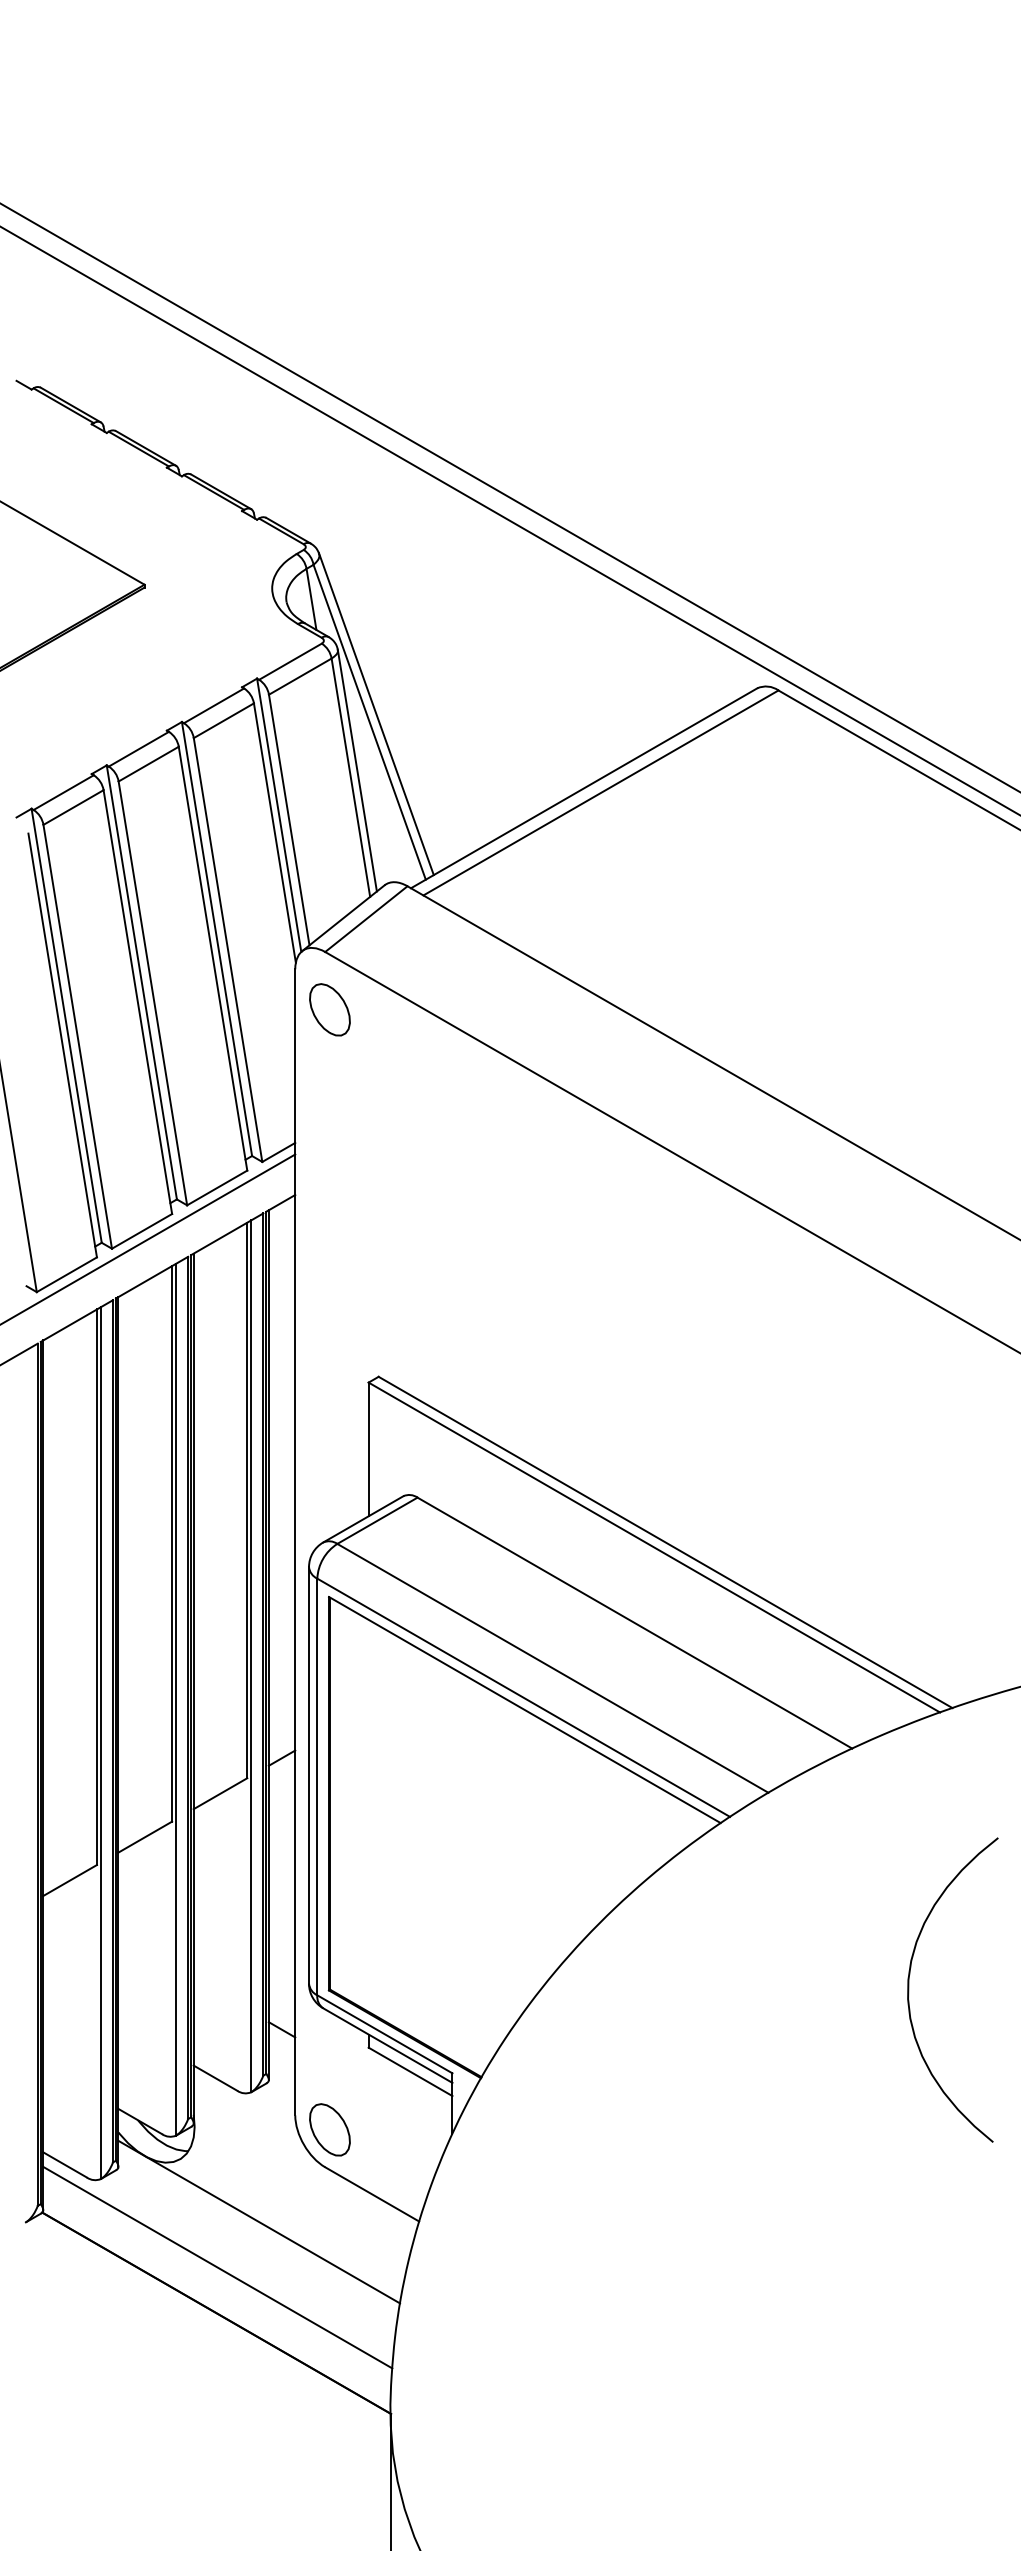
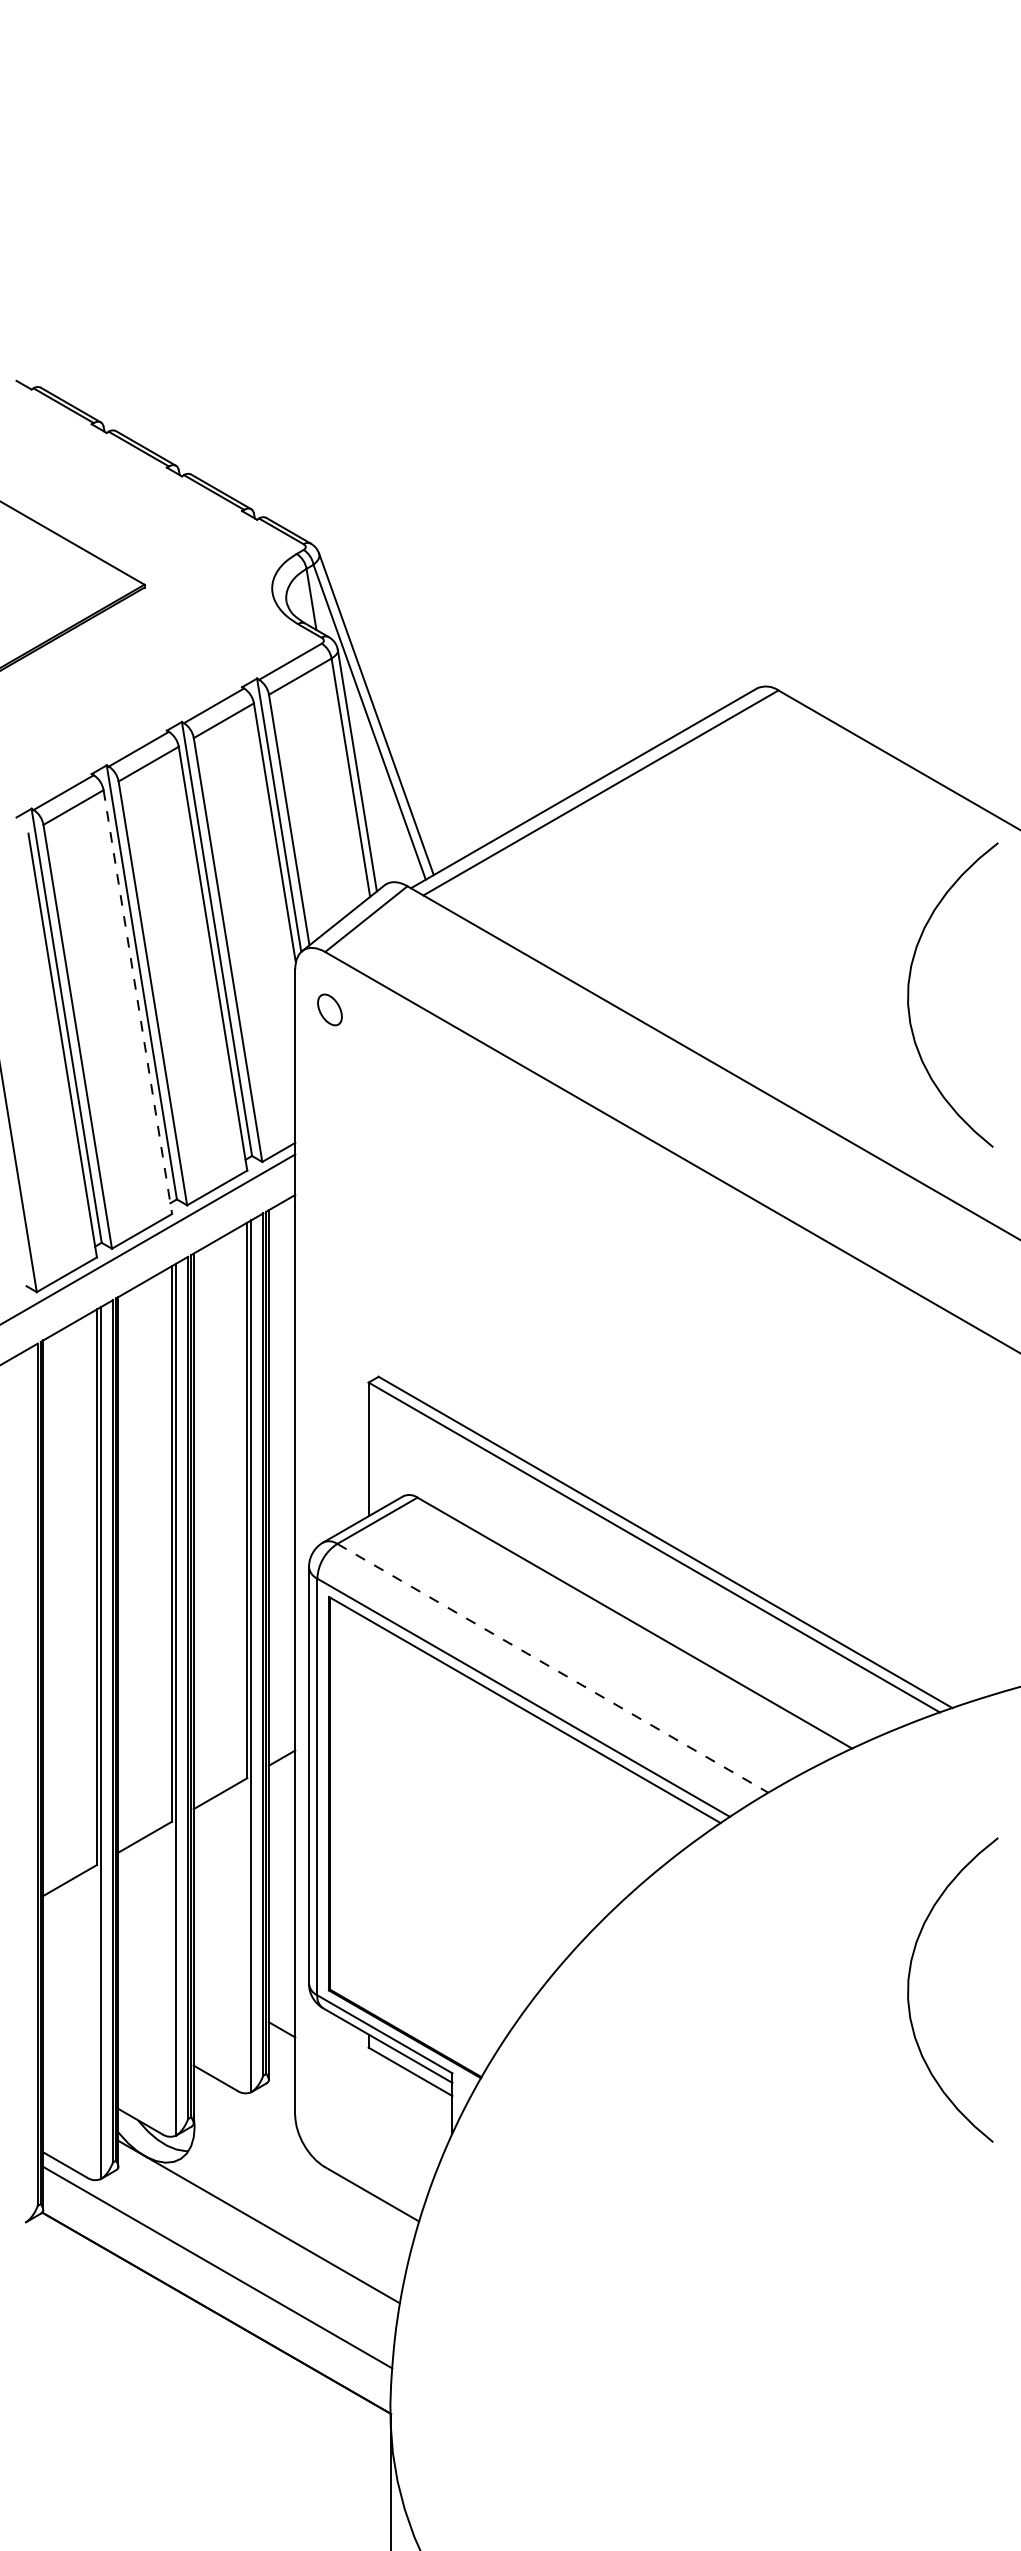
line: present -> none (509, 497)
line: present -> none (509, 520)
curve: none -> present (909, 994)
line: solid -> dashed (137, 1002)
part size: 42x54 px -> 26x34 px (329, 1009)
line: solid -> dashed (552, 1668)
part: present -> none (329, 2129)
